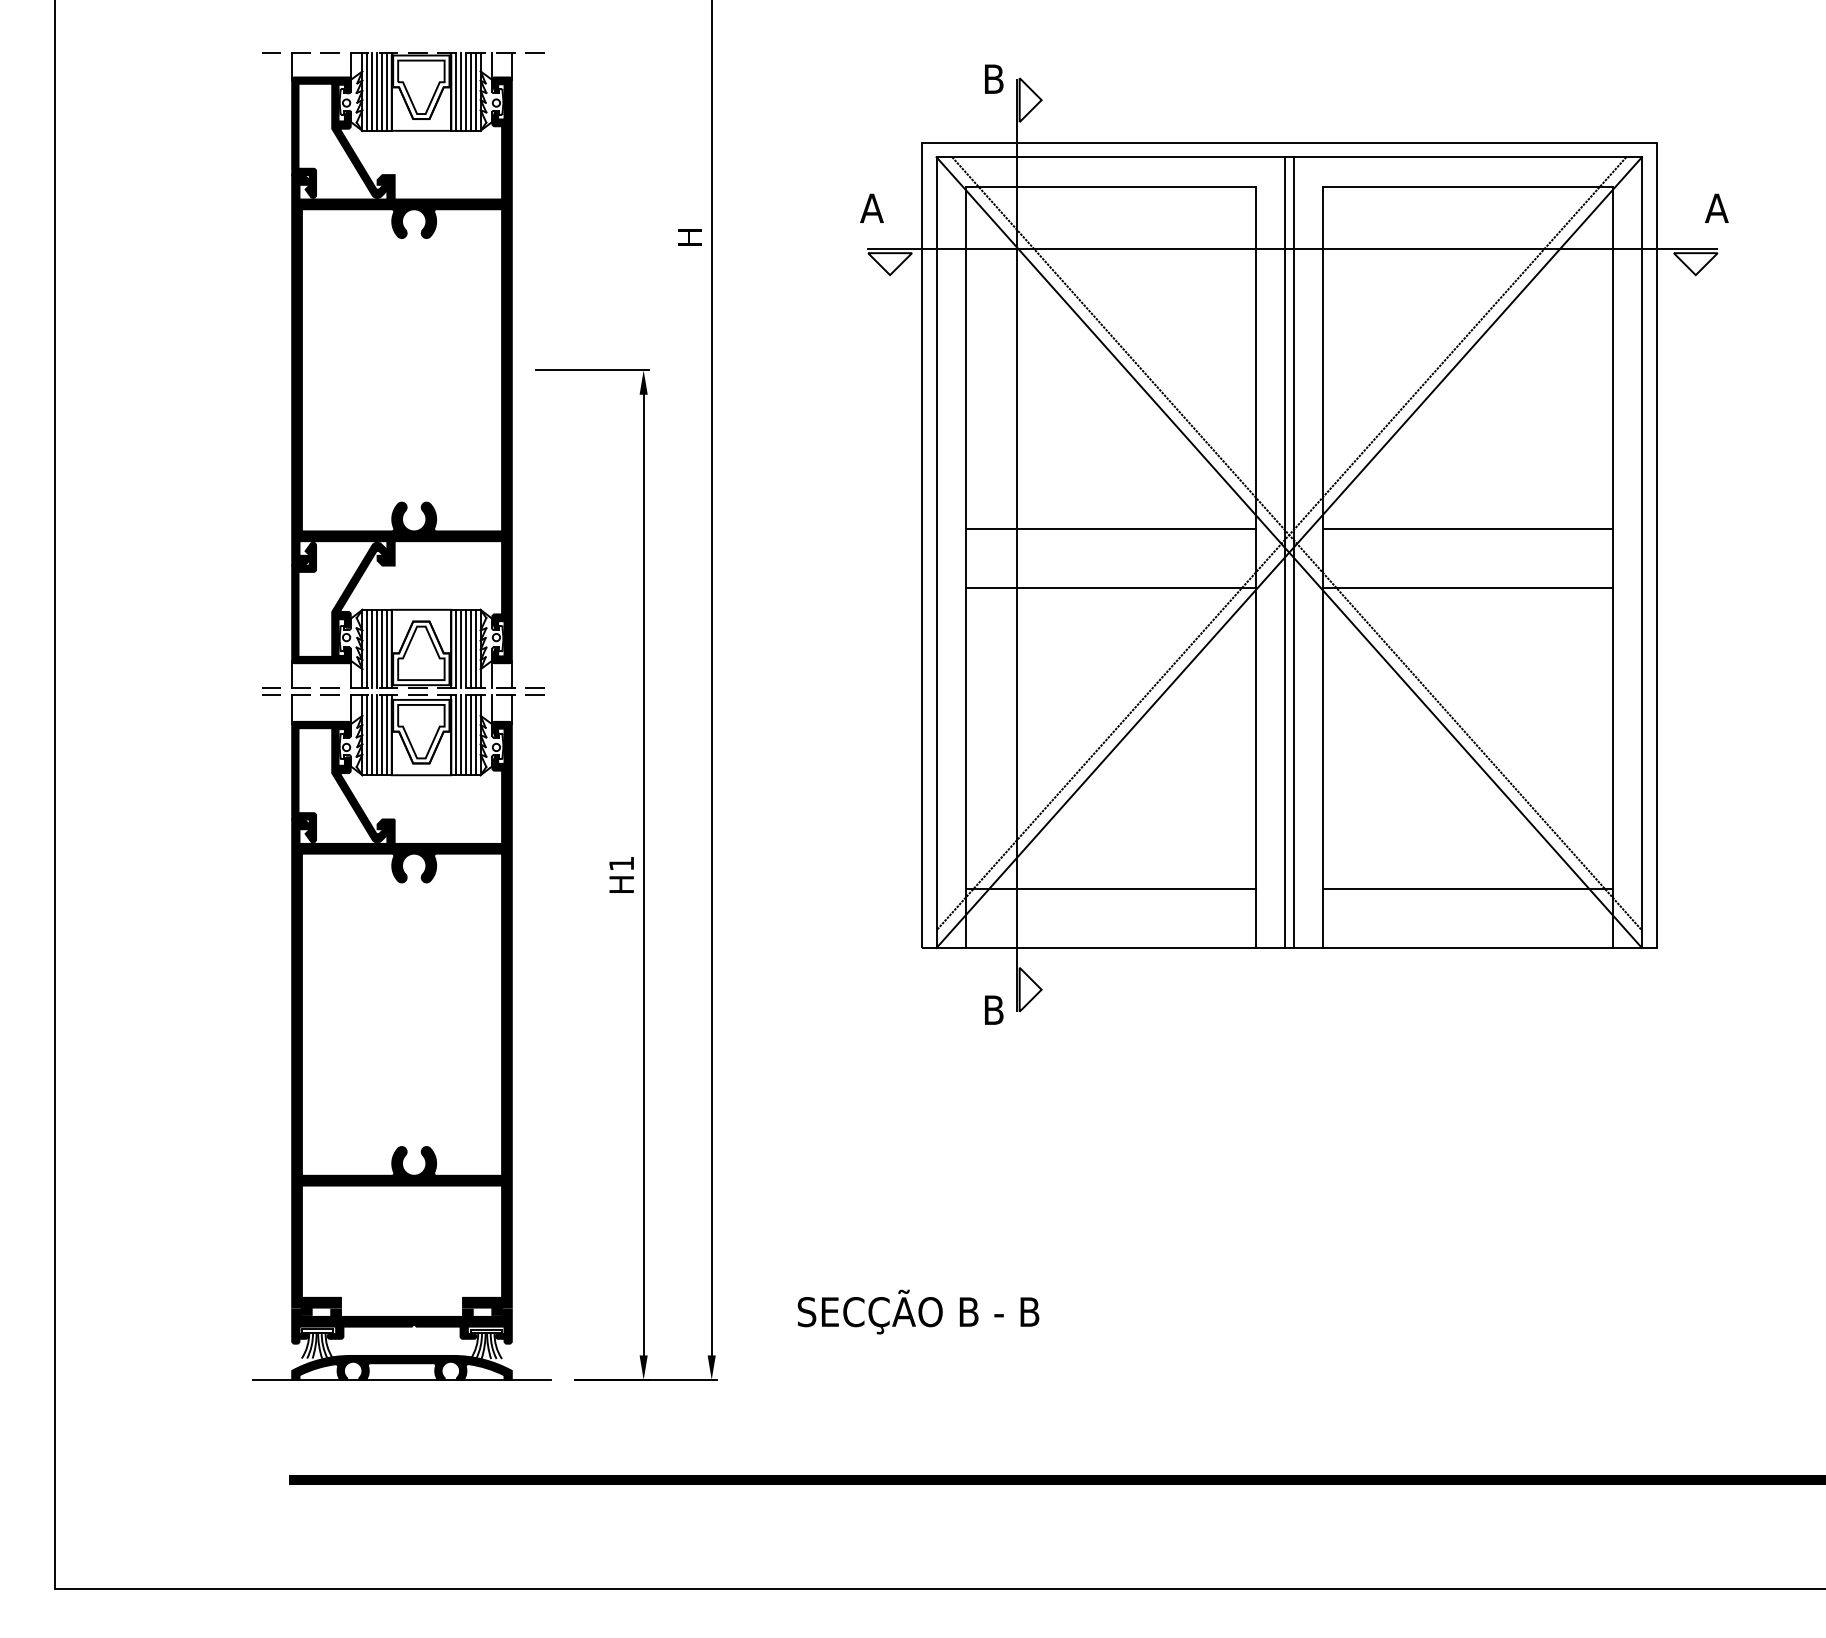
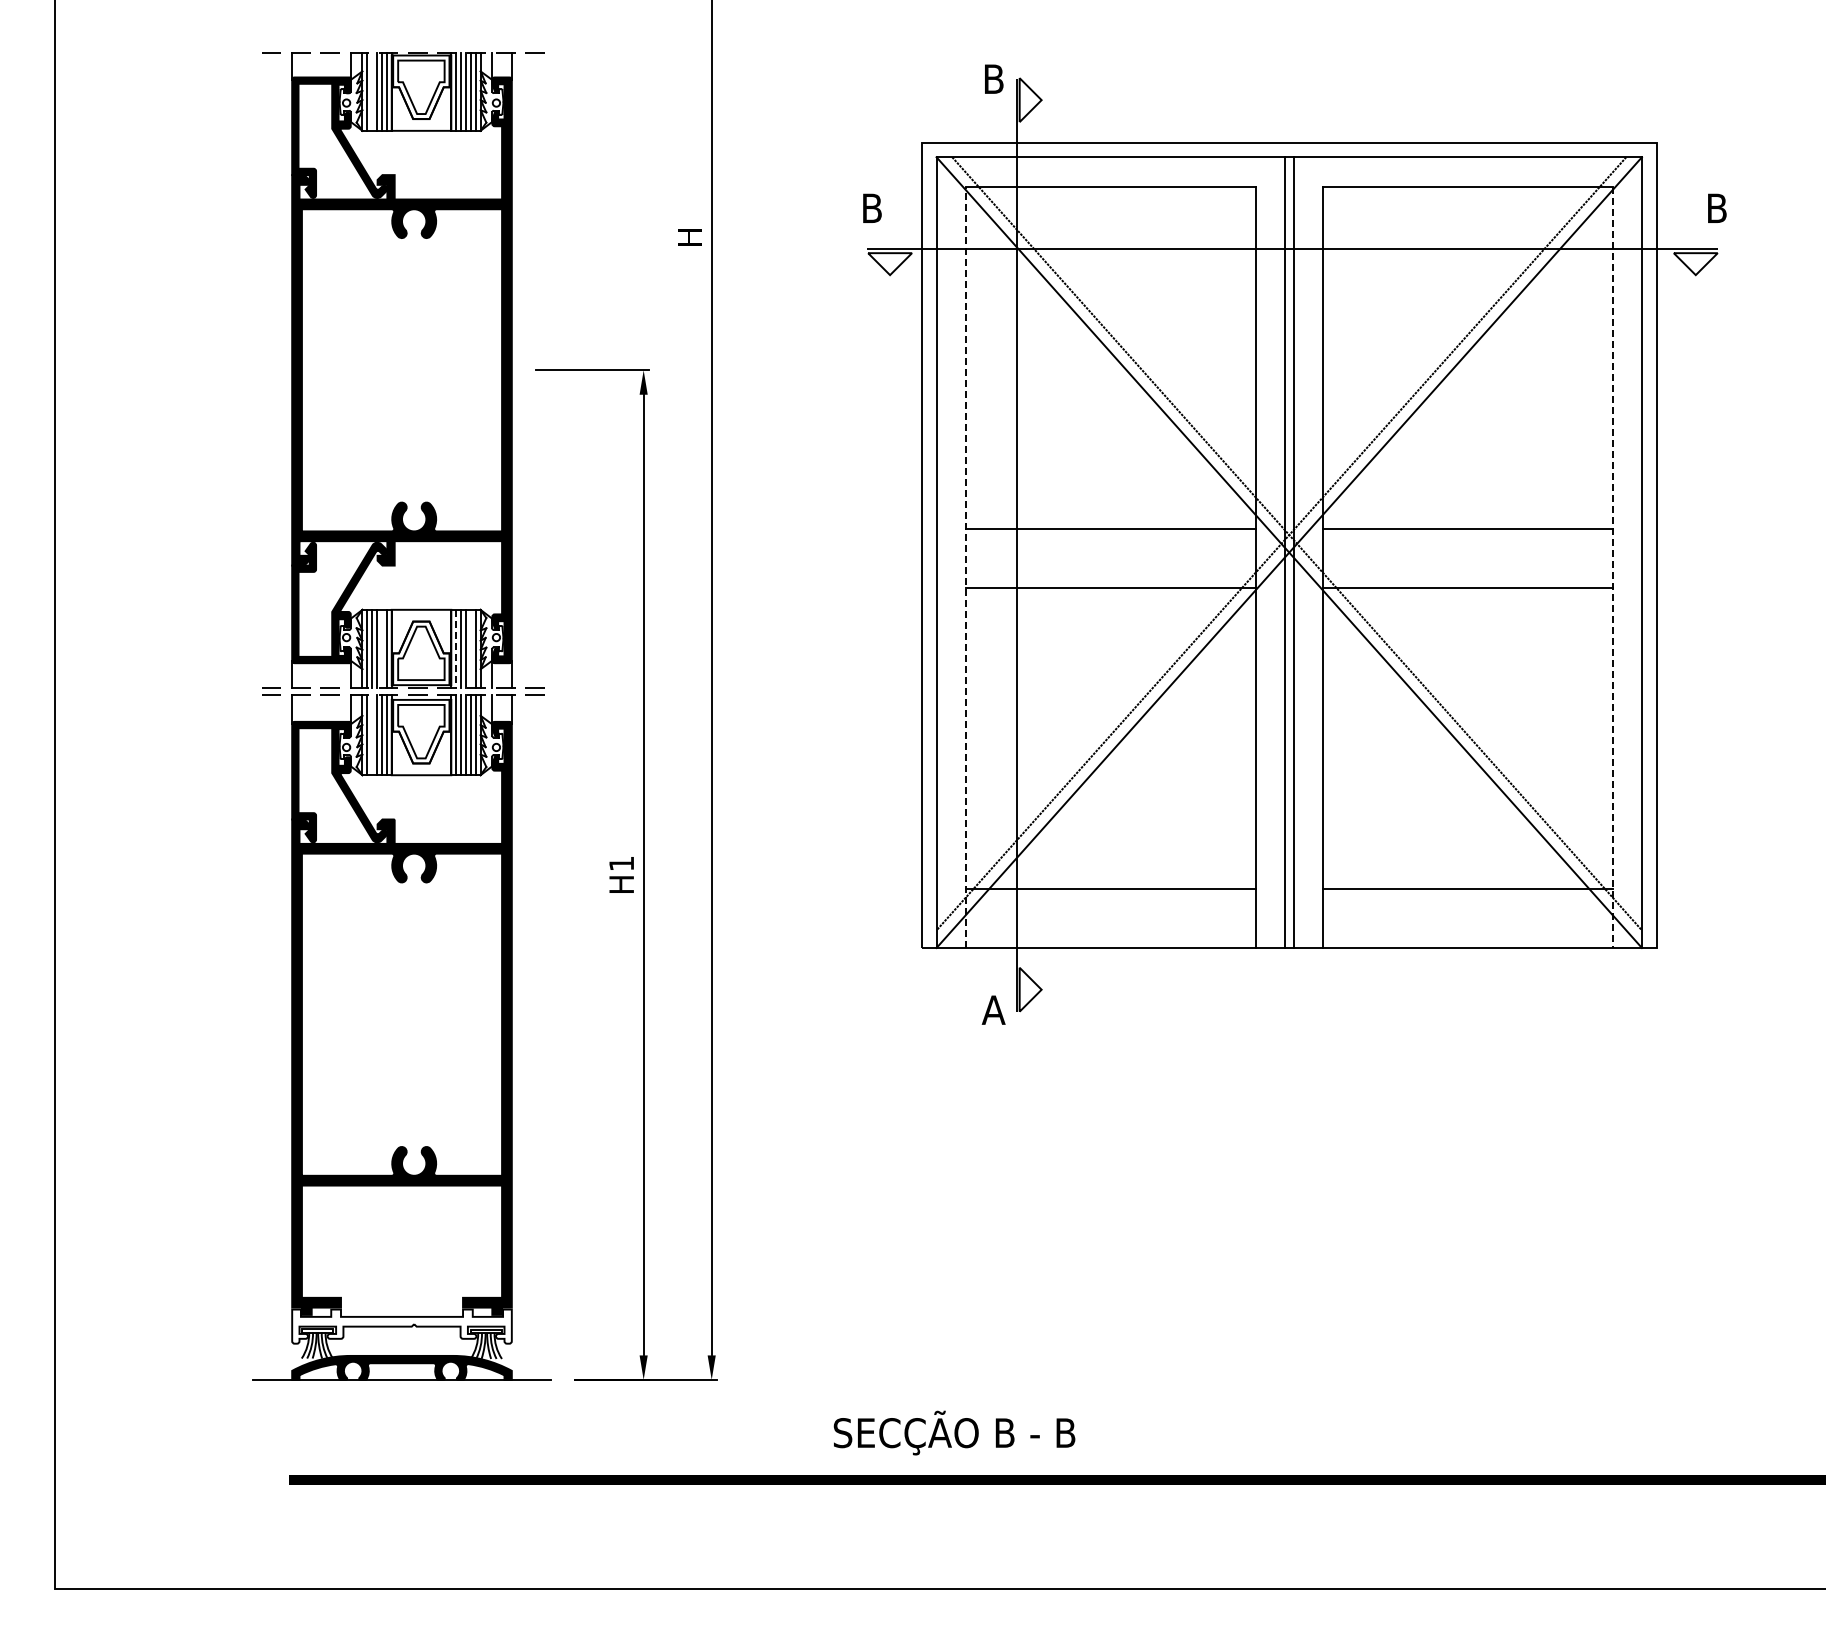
line: present -> none (372, 91)
text: A -> B (871, 207)
text: A -> B (1716, 207)
line: solid -> dashed (965, 567)
line: solid -> dashed (1612, 567)
line: present -> none (382, 648)
line: solid -> dashed (456, 648)
line: present -> none (470, 648)
line: present -> none (372, 735)
text: B -> A (993, 1009)
text position: (918, 1311) -> (954, 1432) (954, 1432)
fill: present -> none (401, 1326)
